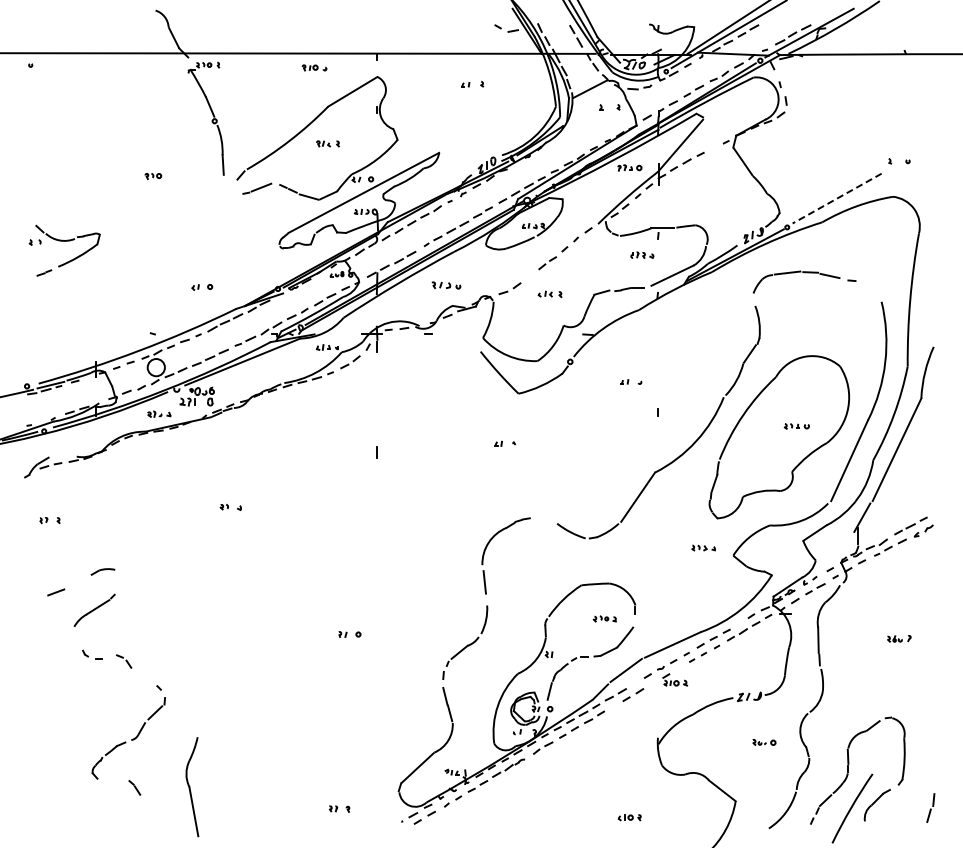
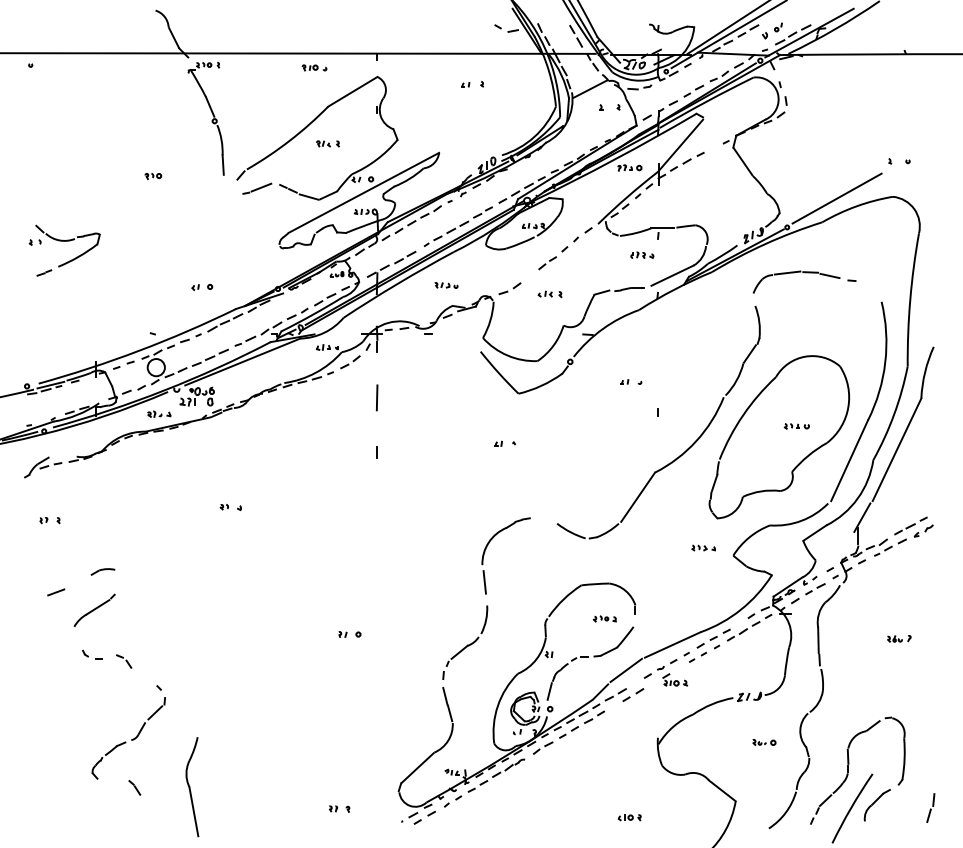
part: none -> present (772, 30)
line: dashed -> solid (837, 198)
part size: 31x9 px -> 25x7 px (446, 285)
line: none -> present (376, 397)
